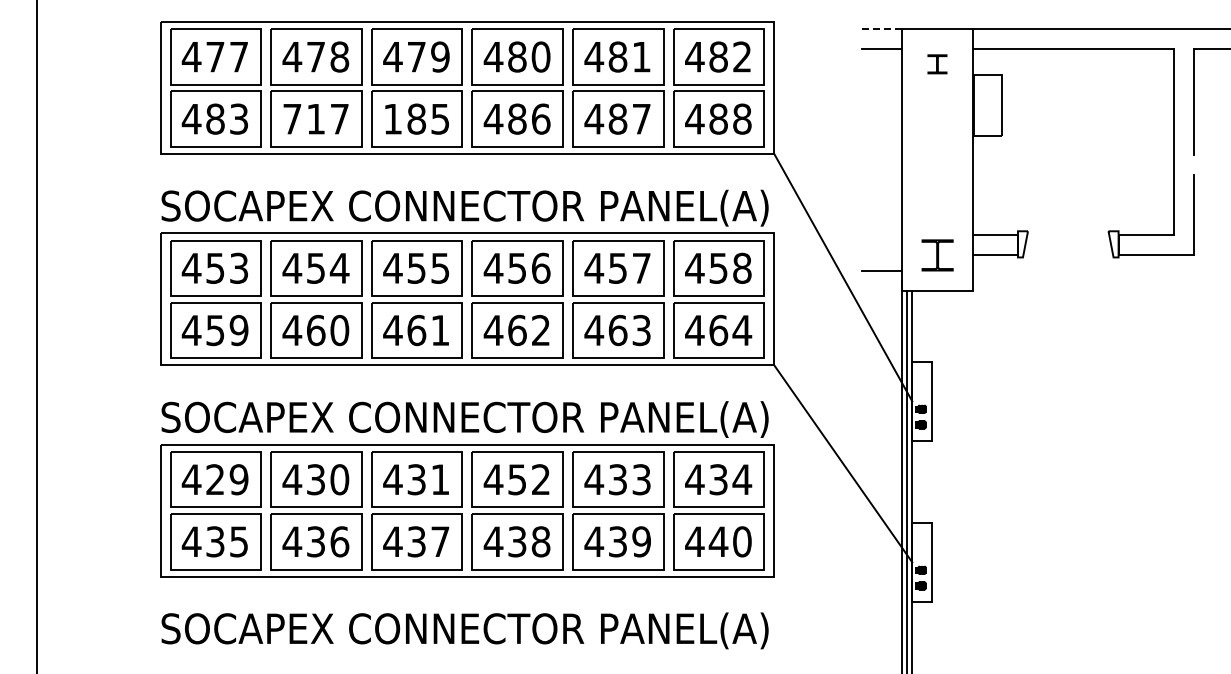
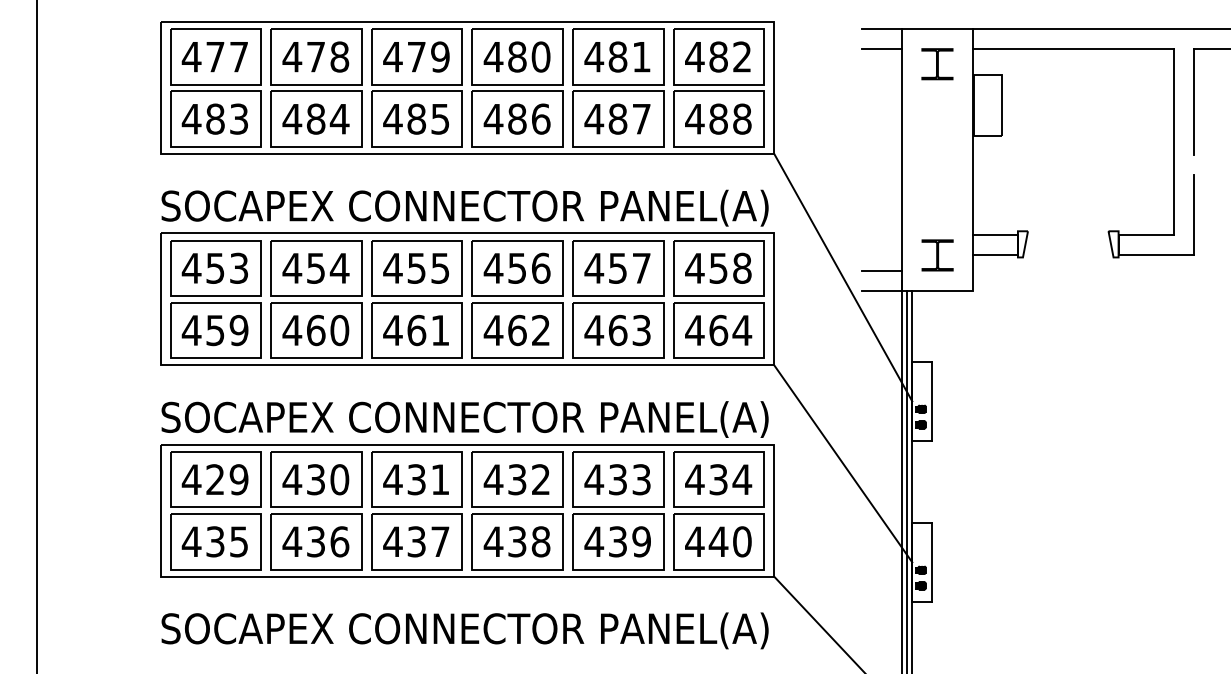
line: dashed -> solid (881, 29)
part size: 21x21 px -> 33x33 px (937, 64)
text: 717 -> 484 (315, 118)
text: 185 -> 485 (392, 119)
line: none -> present (882, 290)
text: 452 -> 432 (517, 479)
line: none -> present (818, 623)
